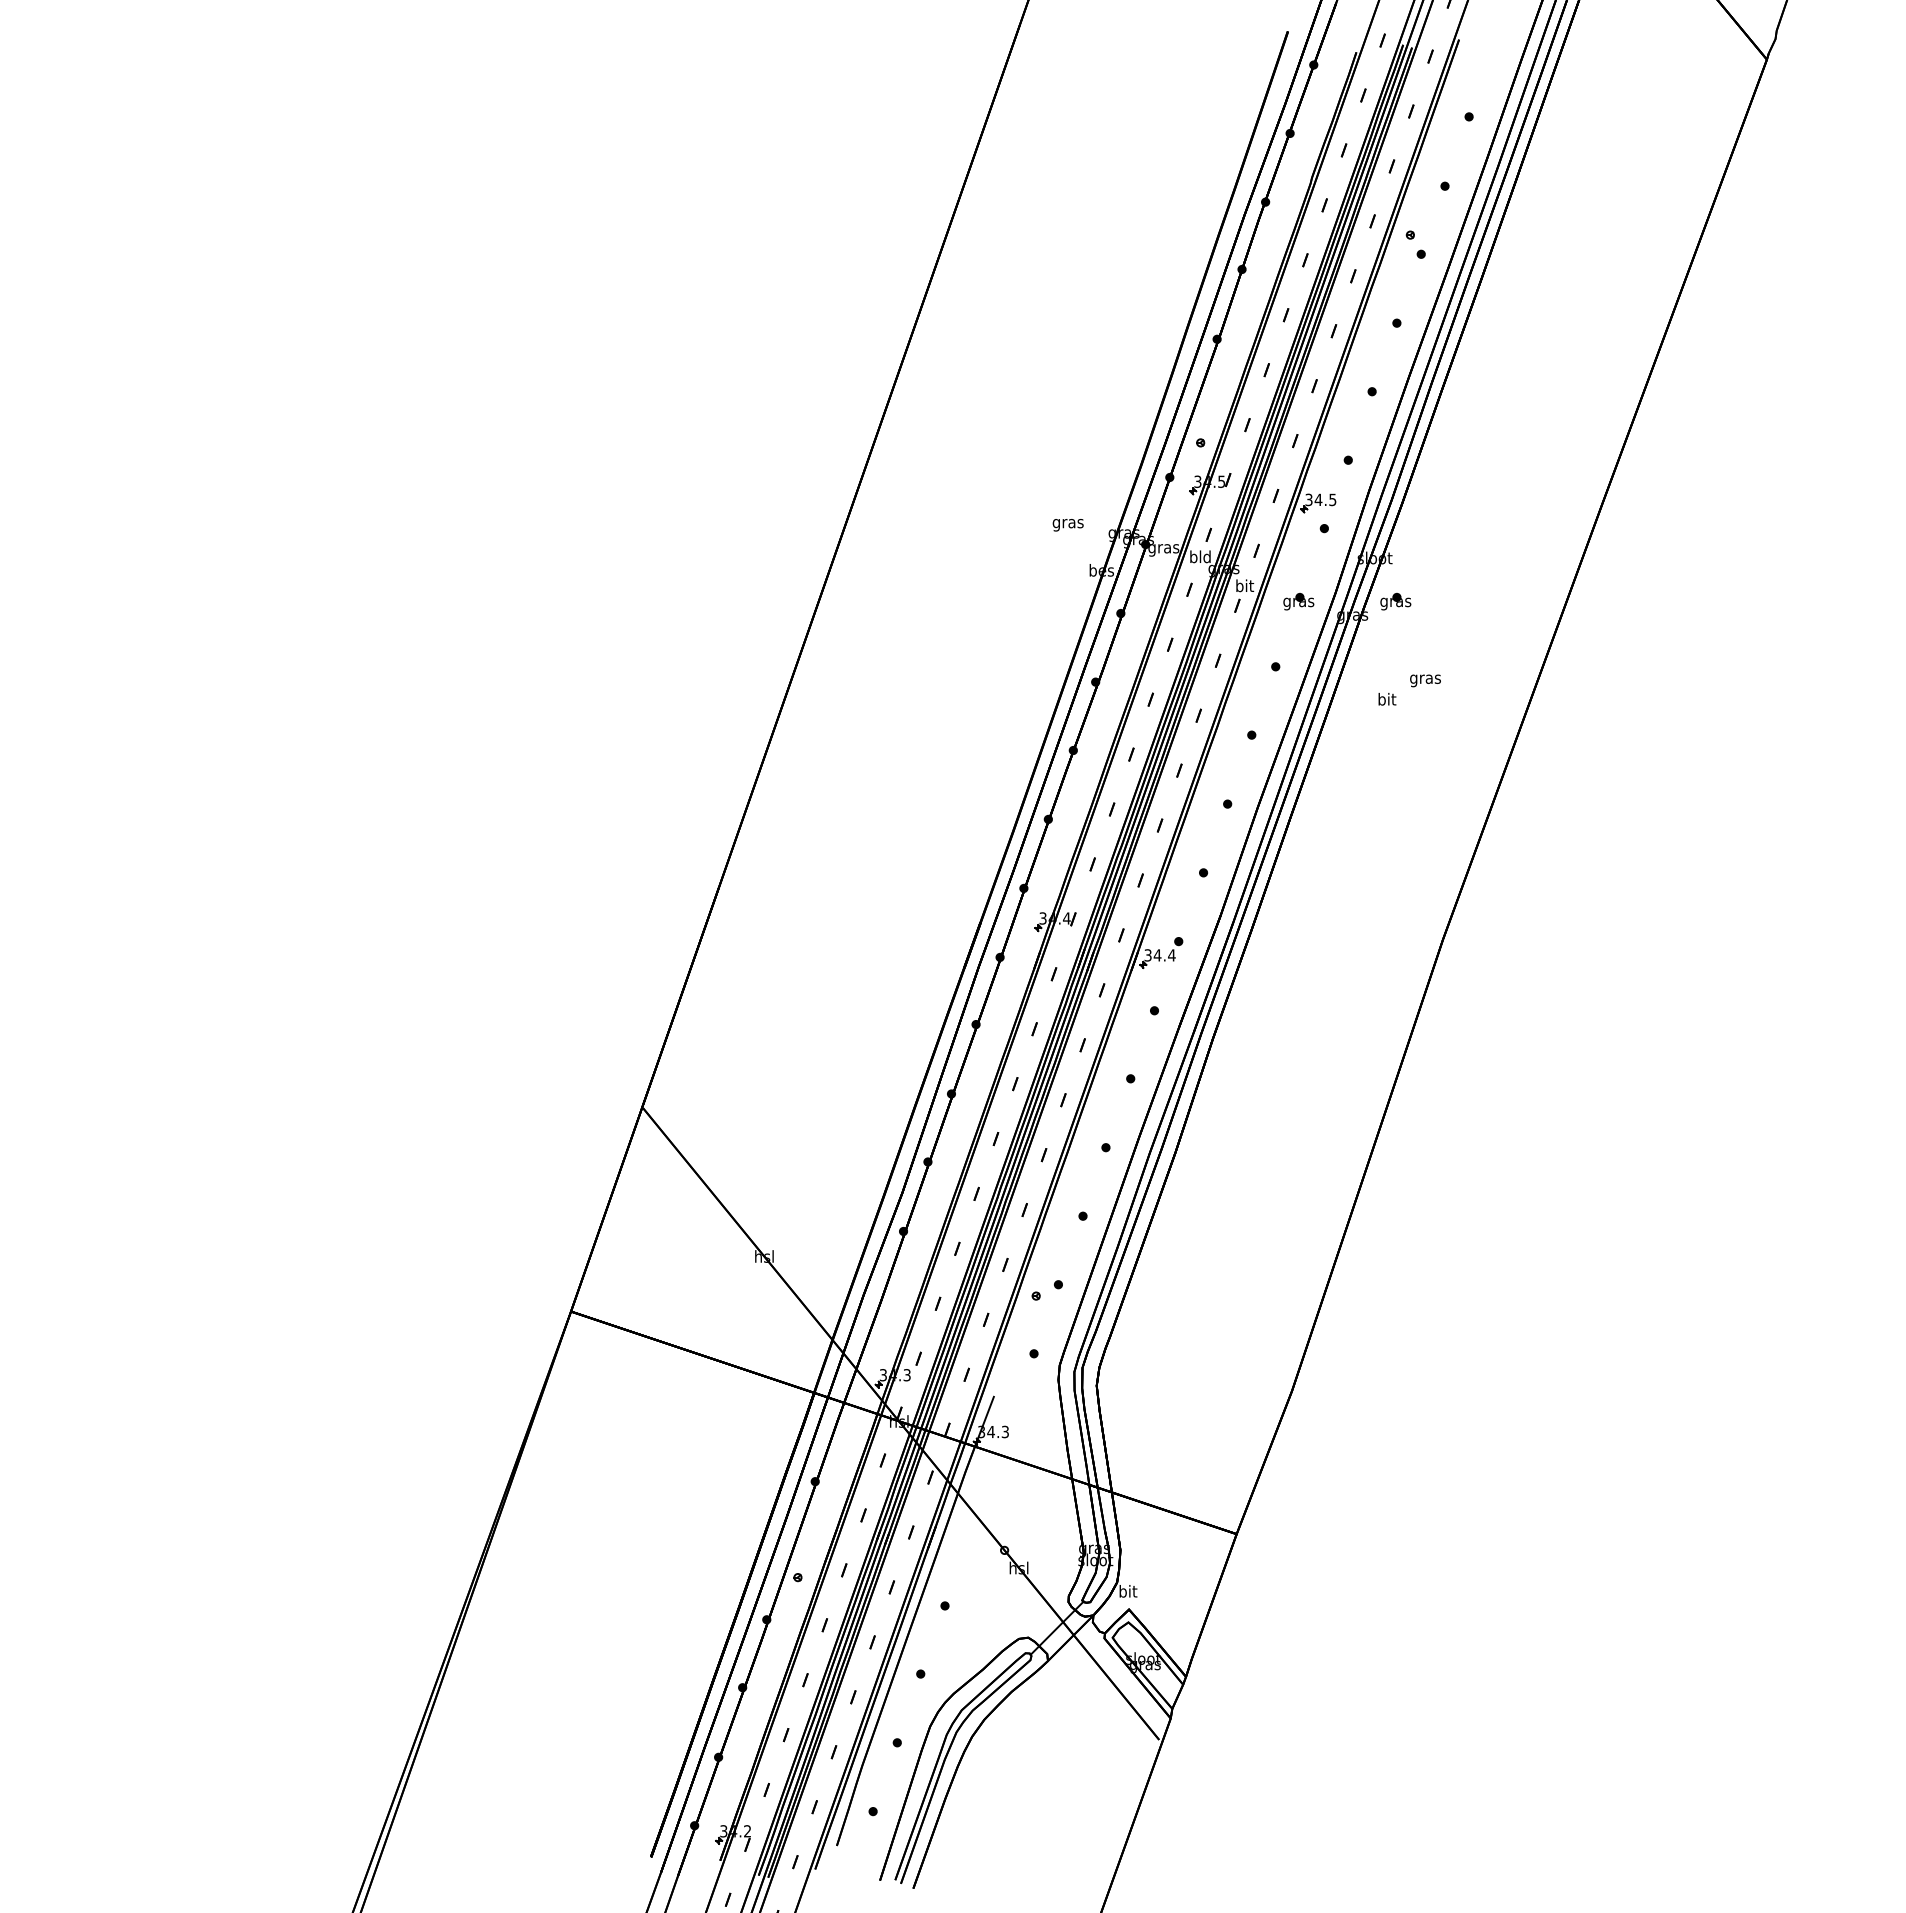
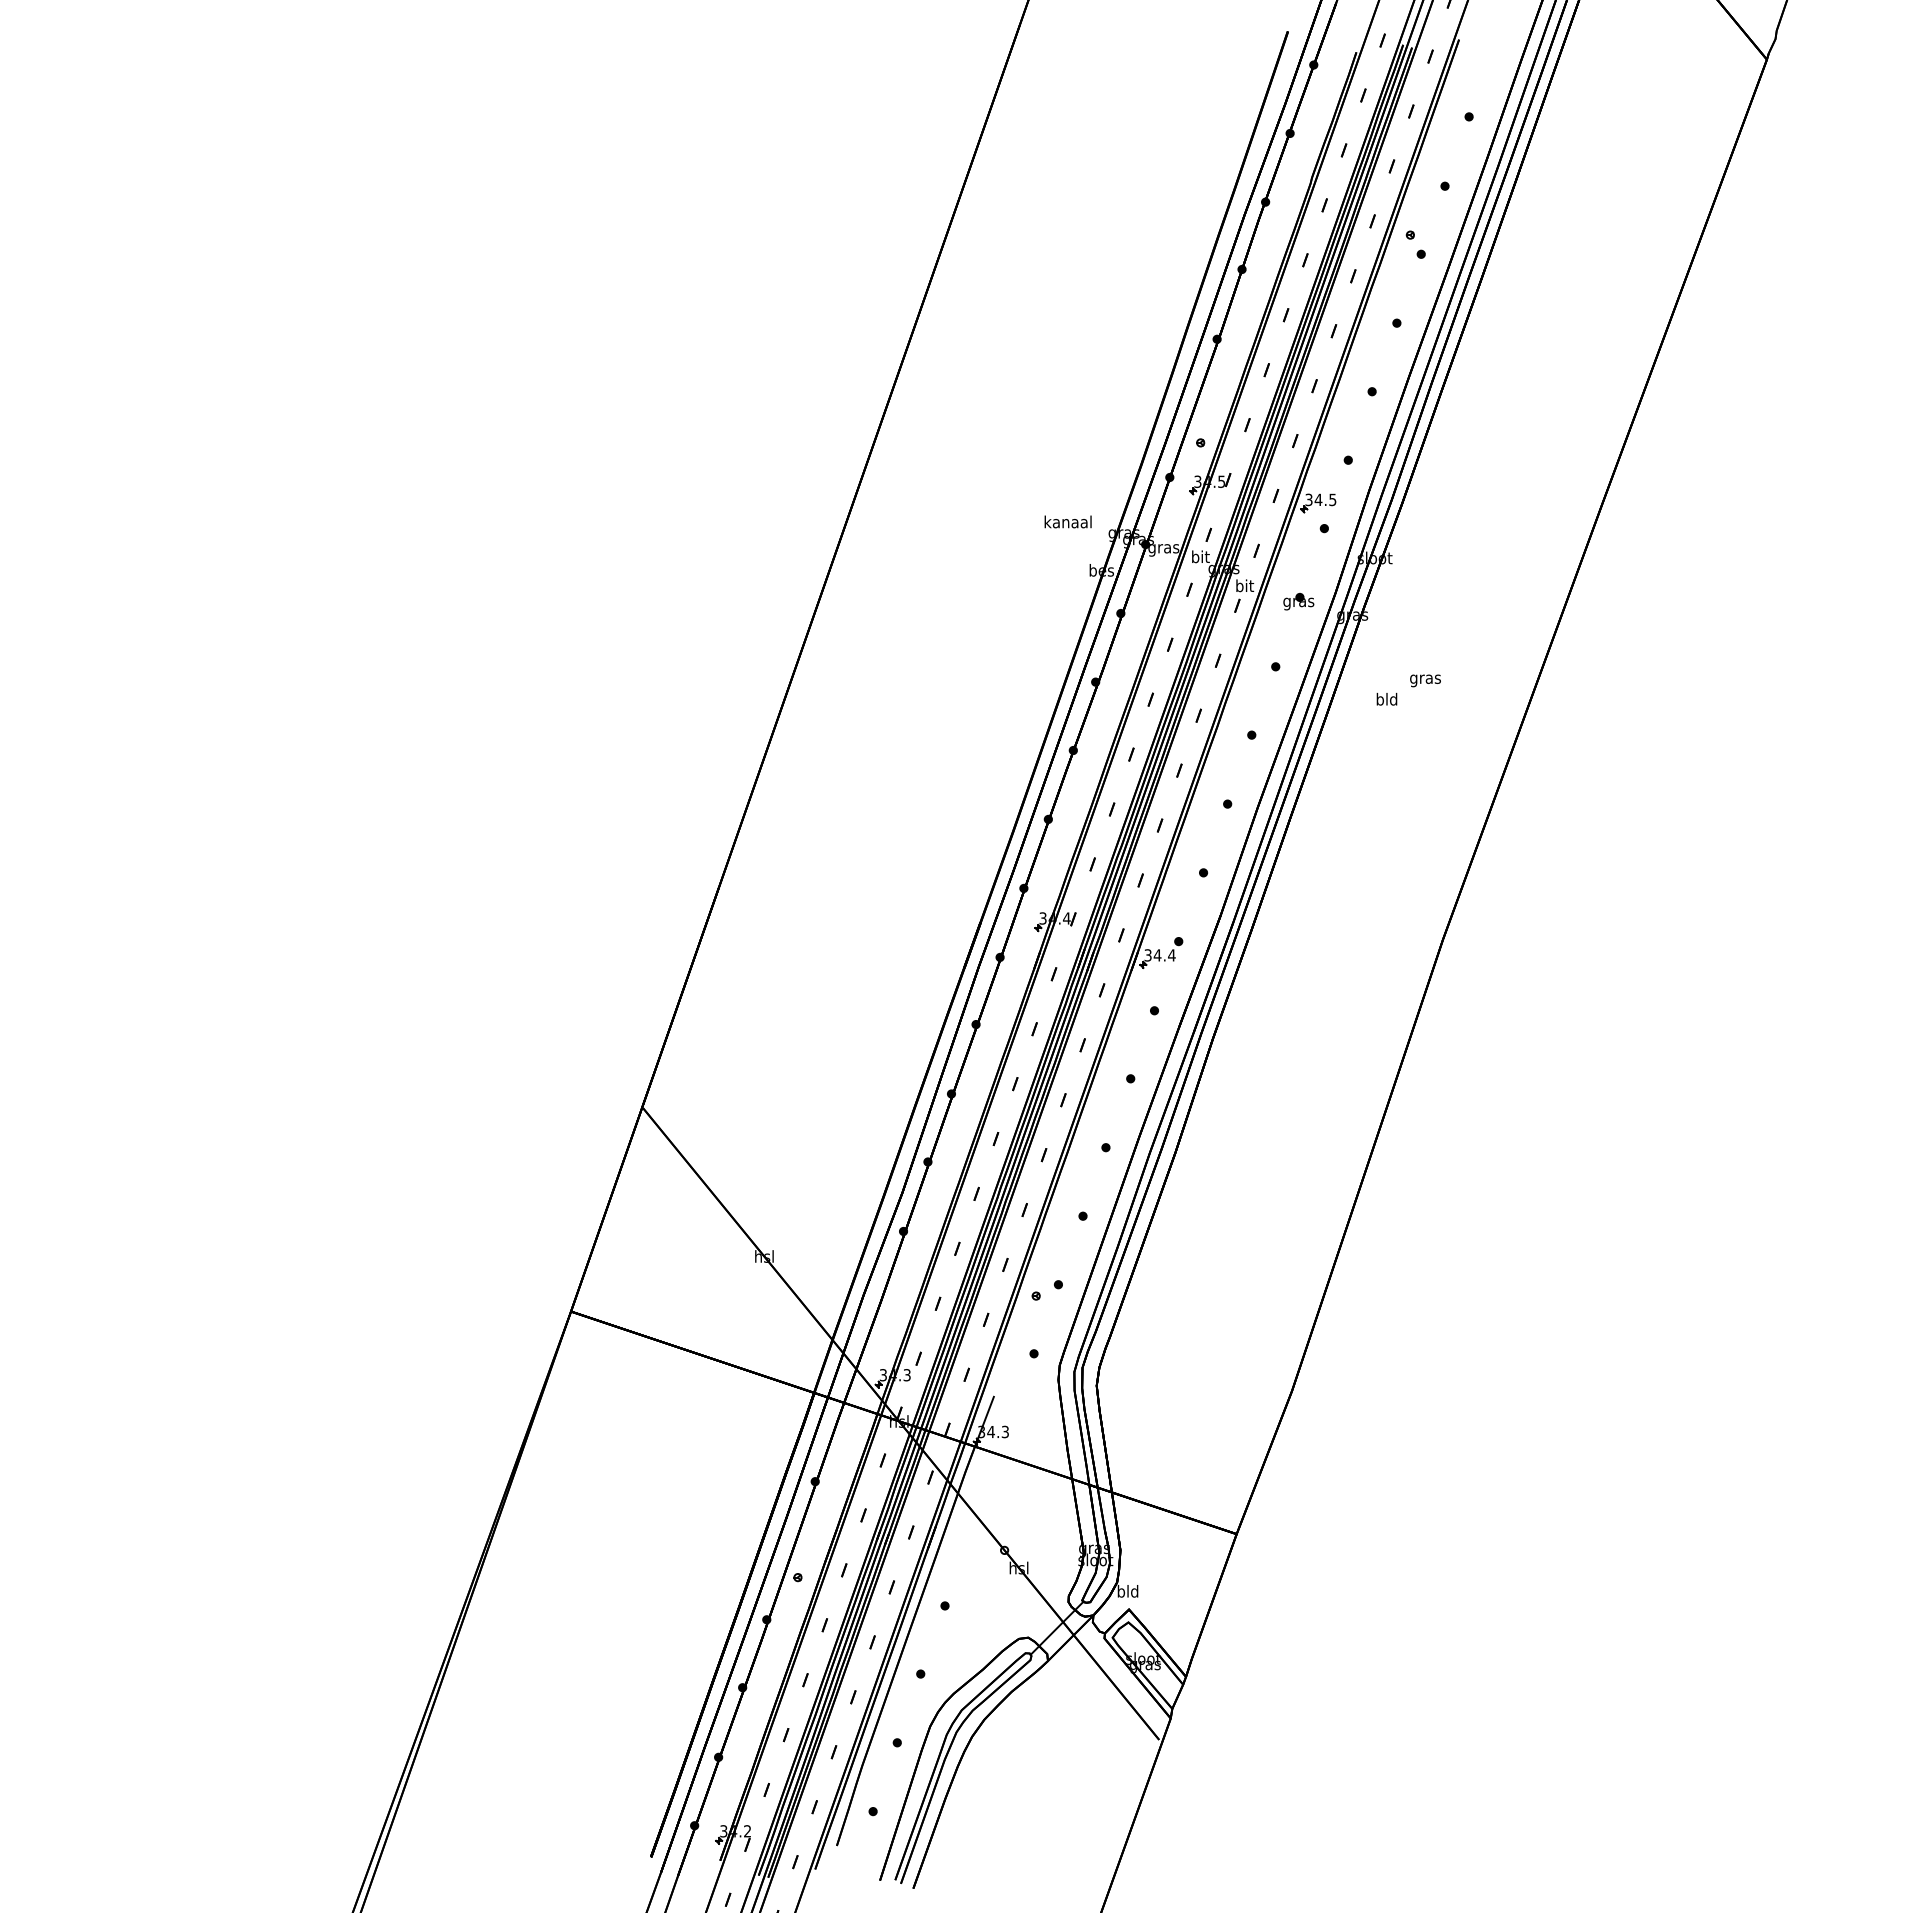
text: gras -> kanaal (1067, 523)
text: bld -> bit (1200, 556)
part: present -> none (1395, 601)
text: bit -> bld (1386, 698)
text: bit -> bld (1127, 1591)
